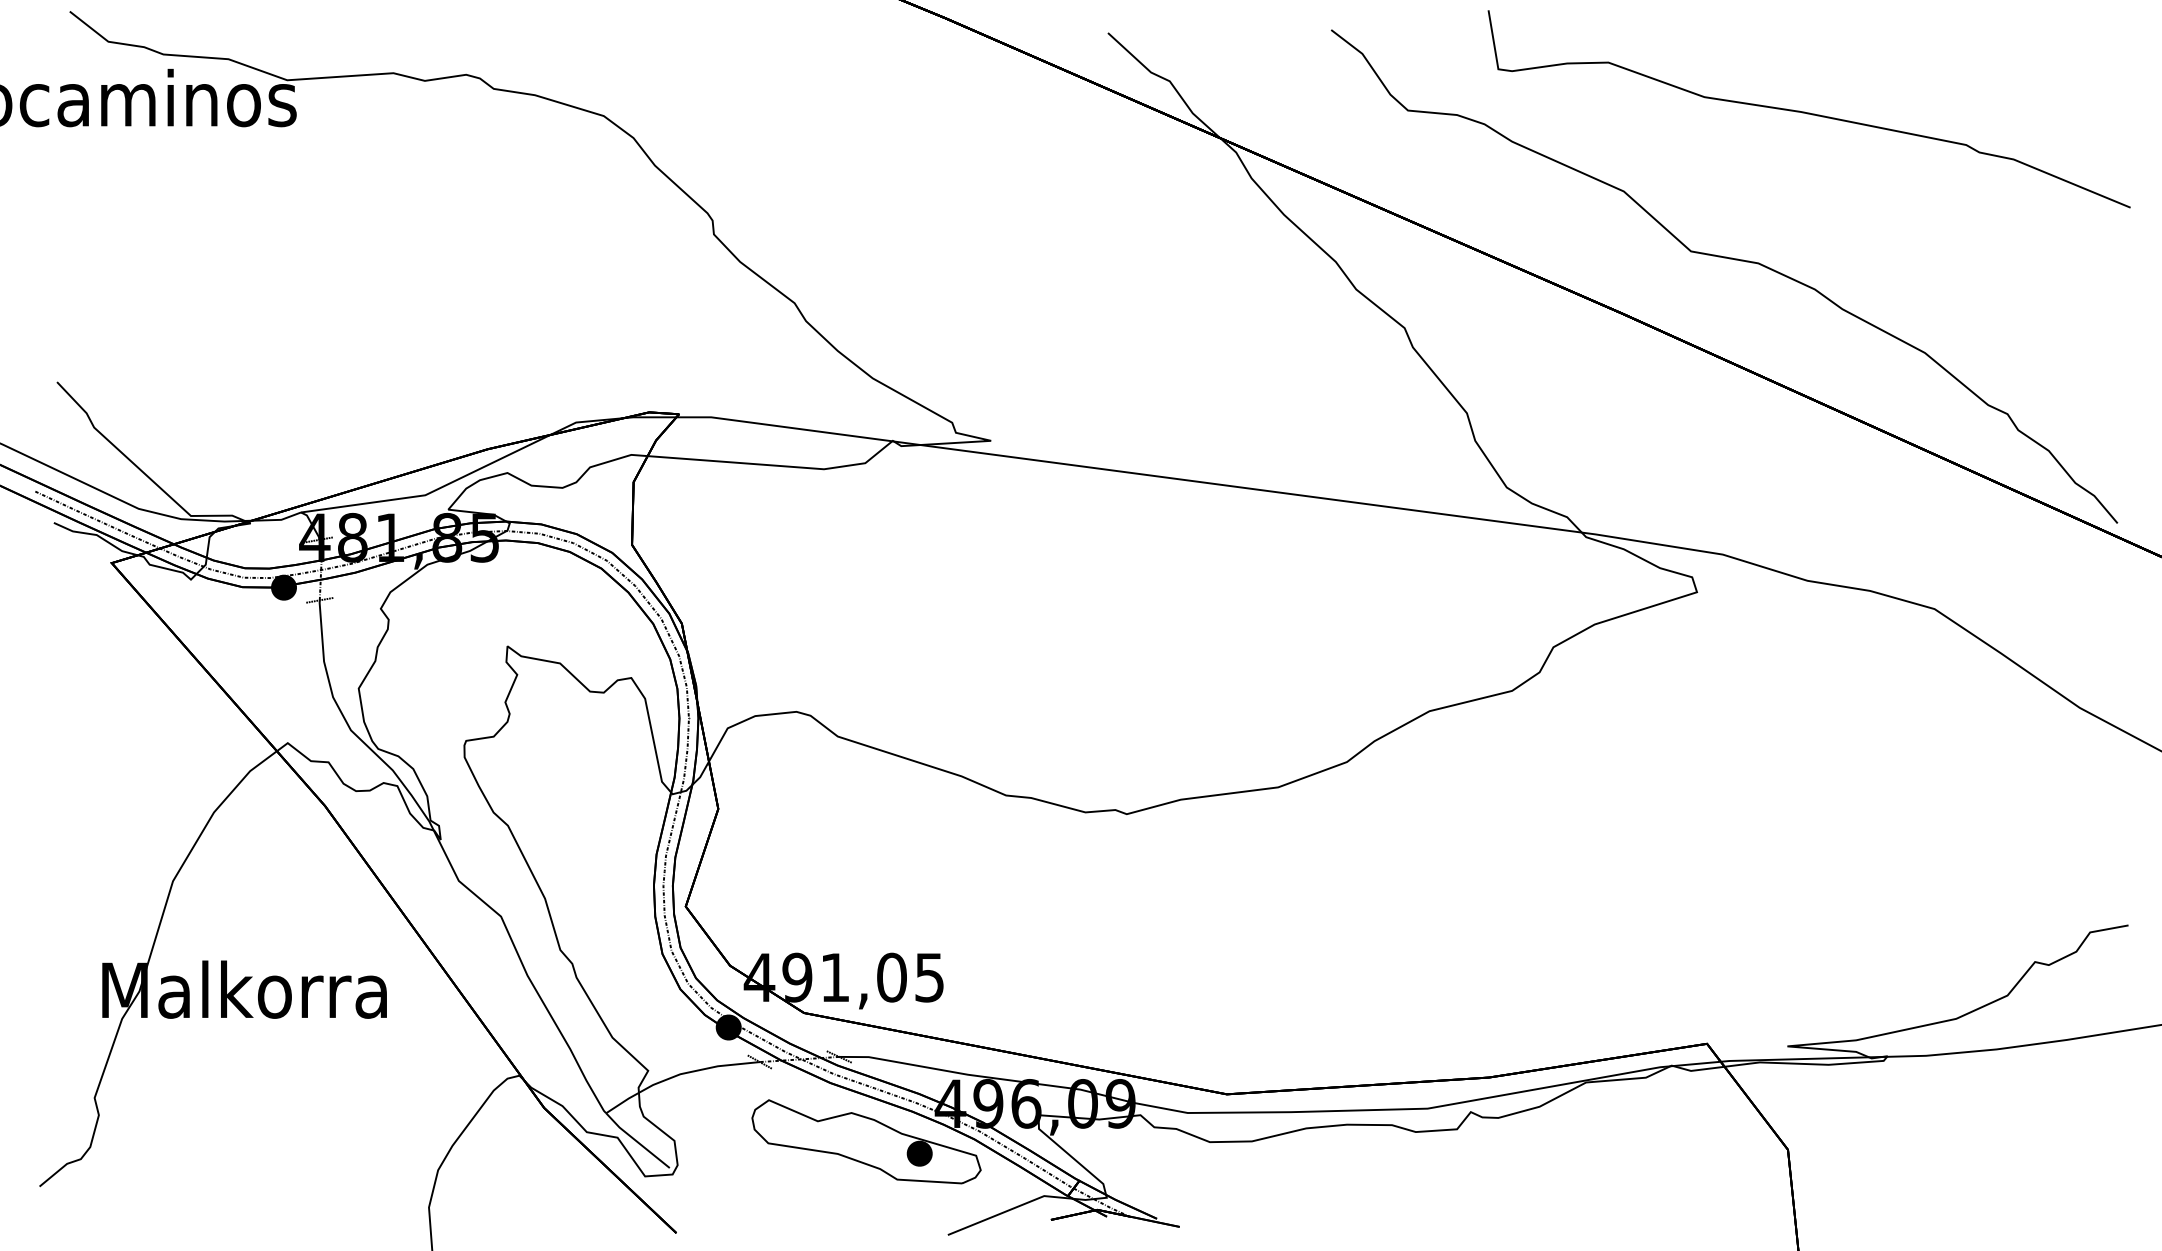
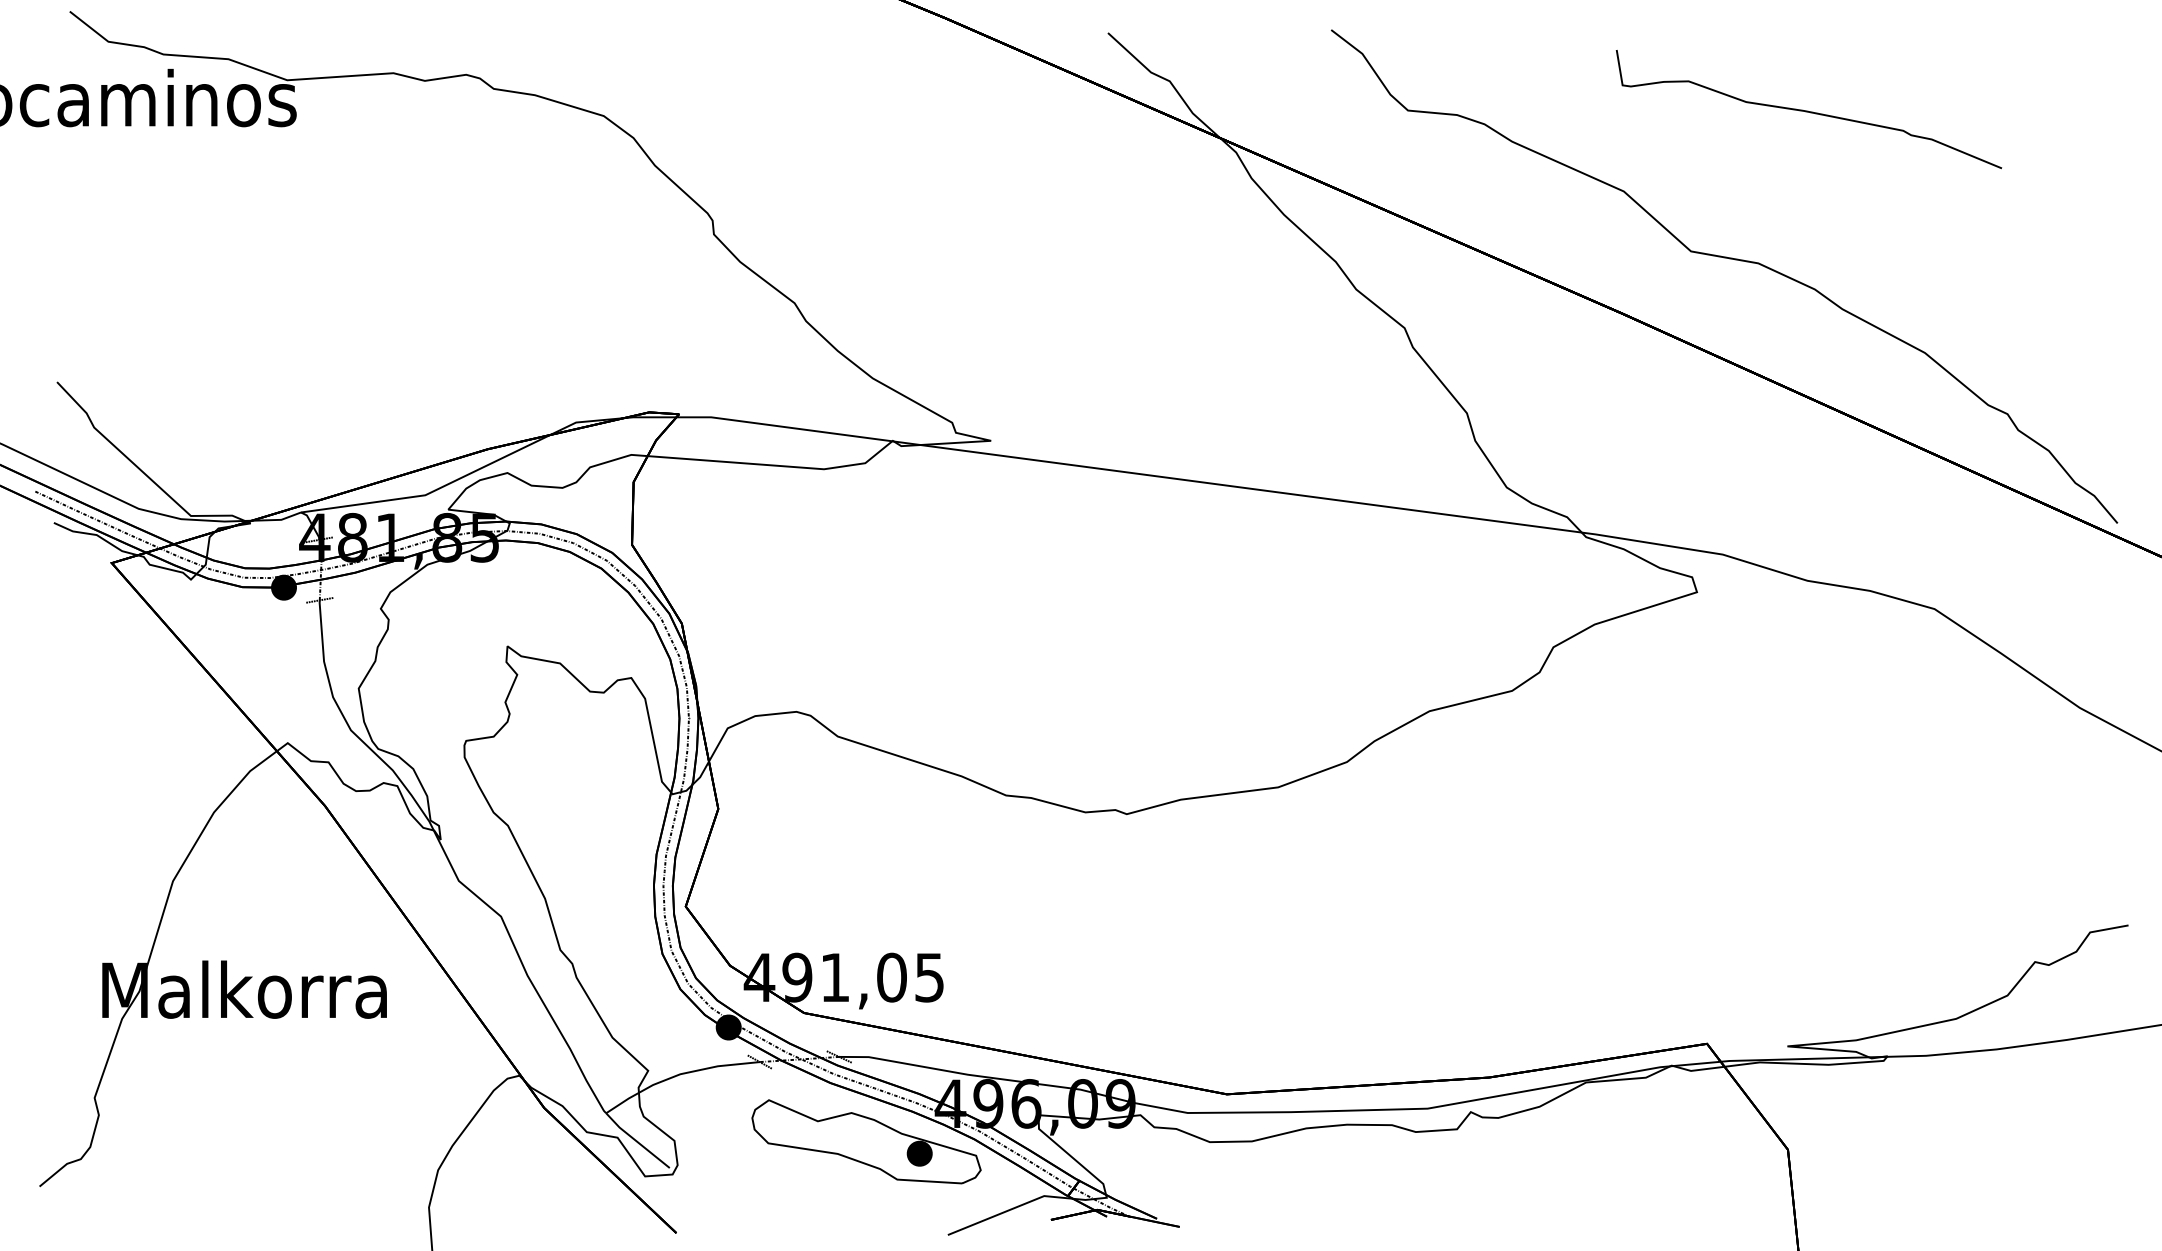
part size: 644x199 px -> 388x120 px (1808, 109)
